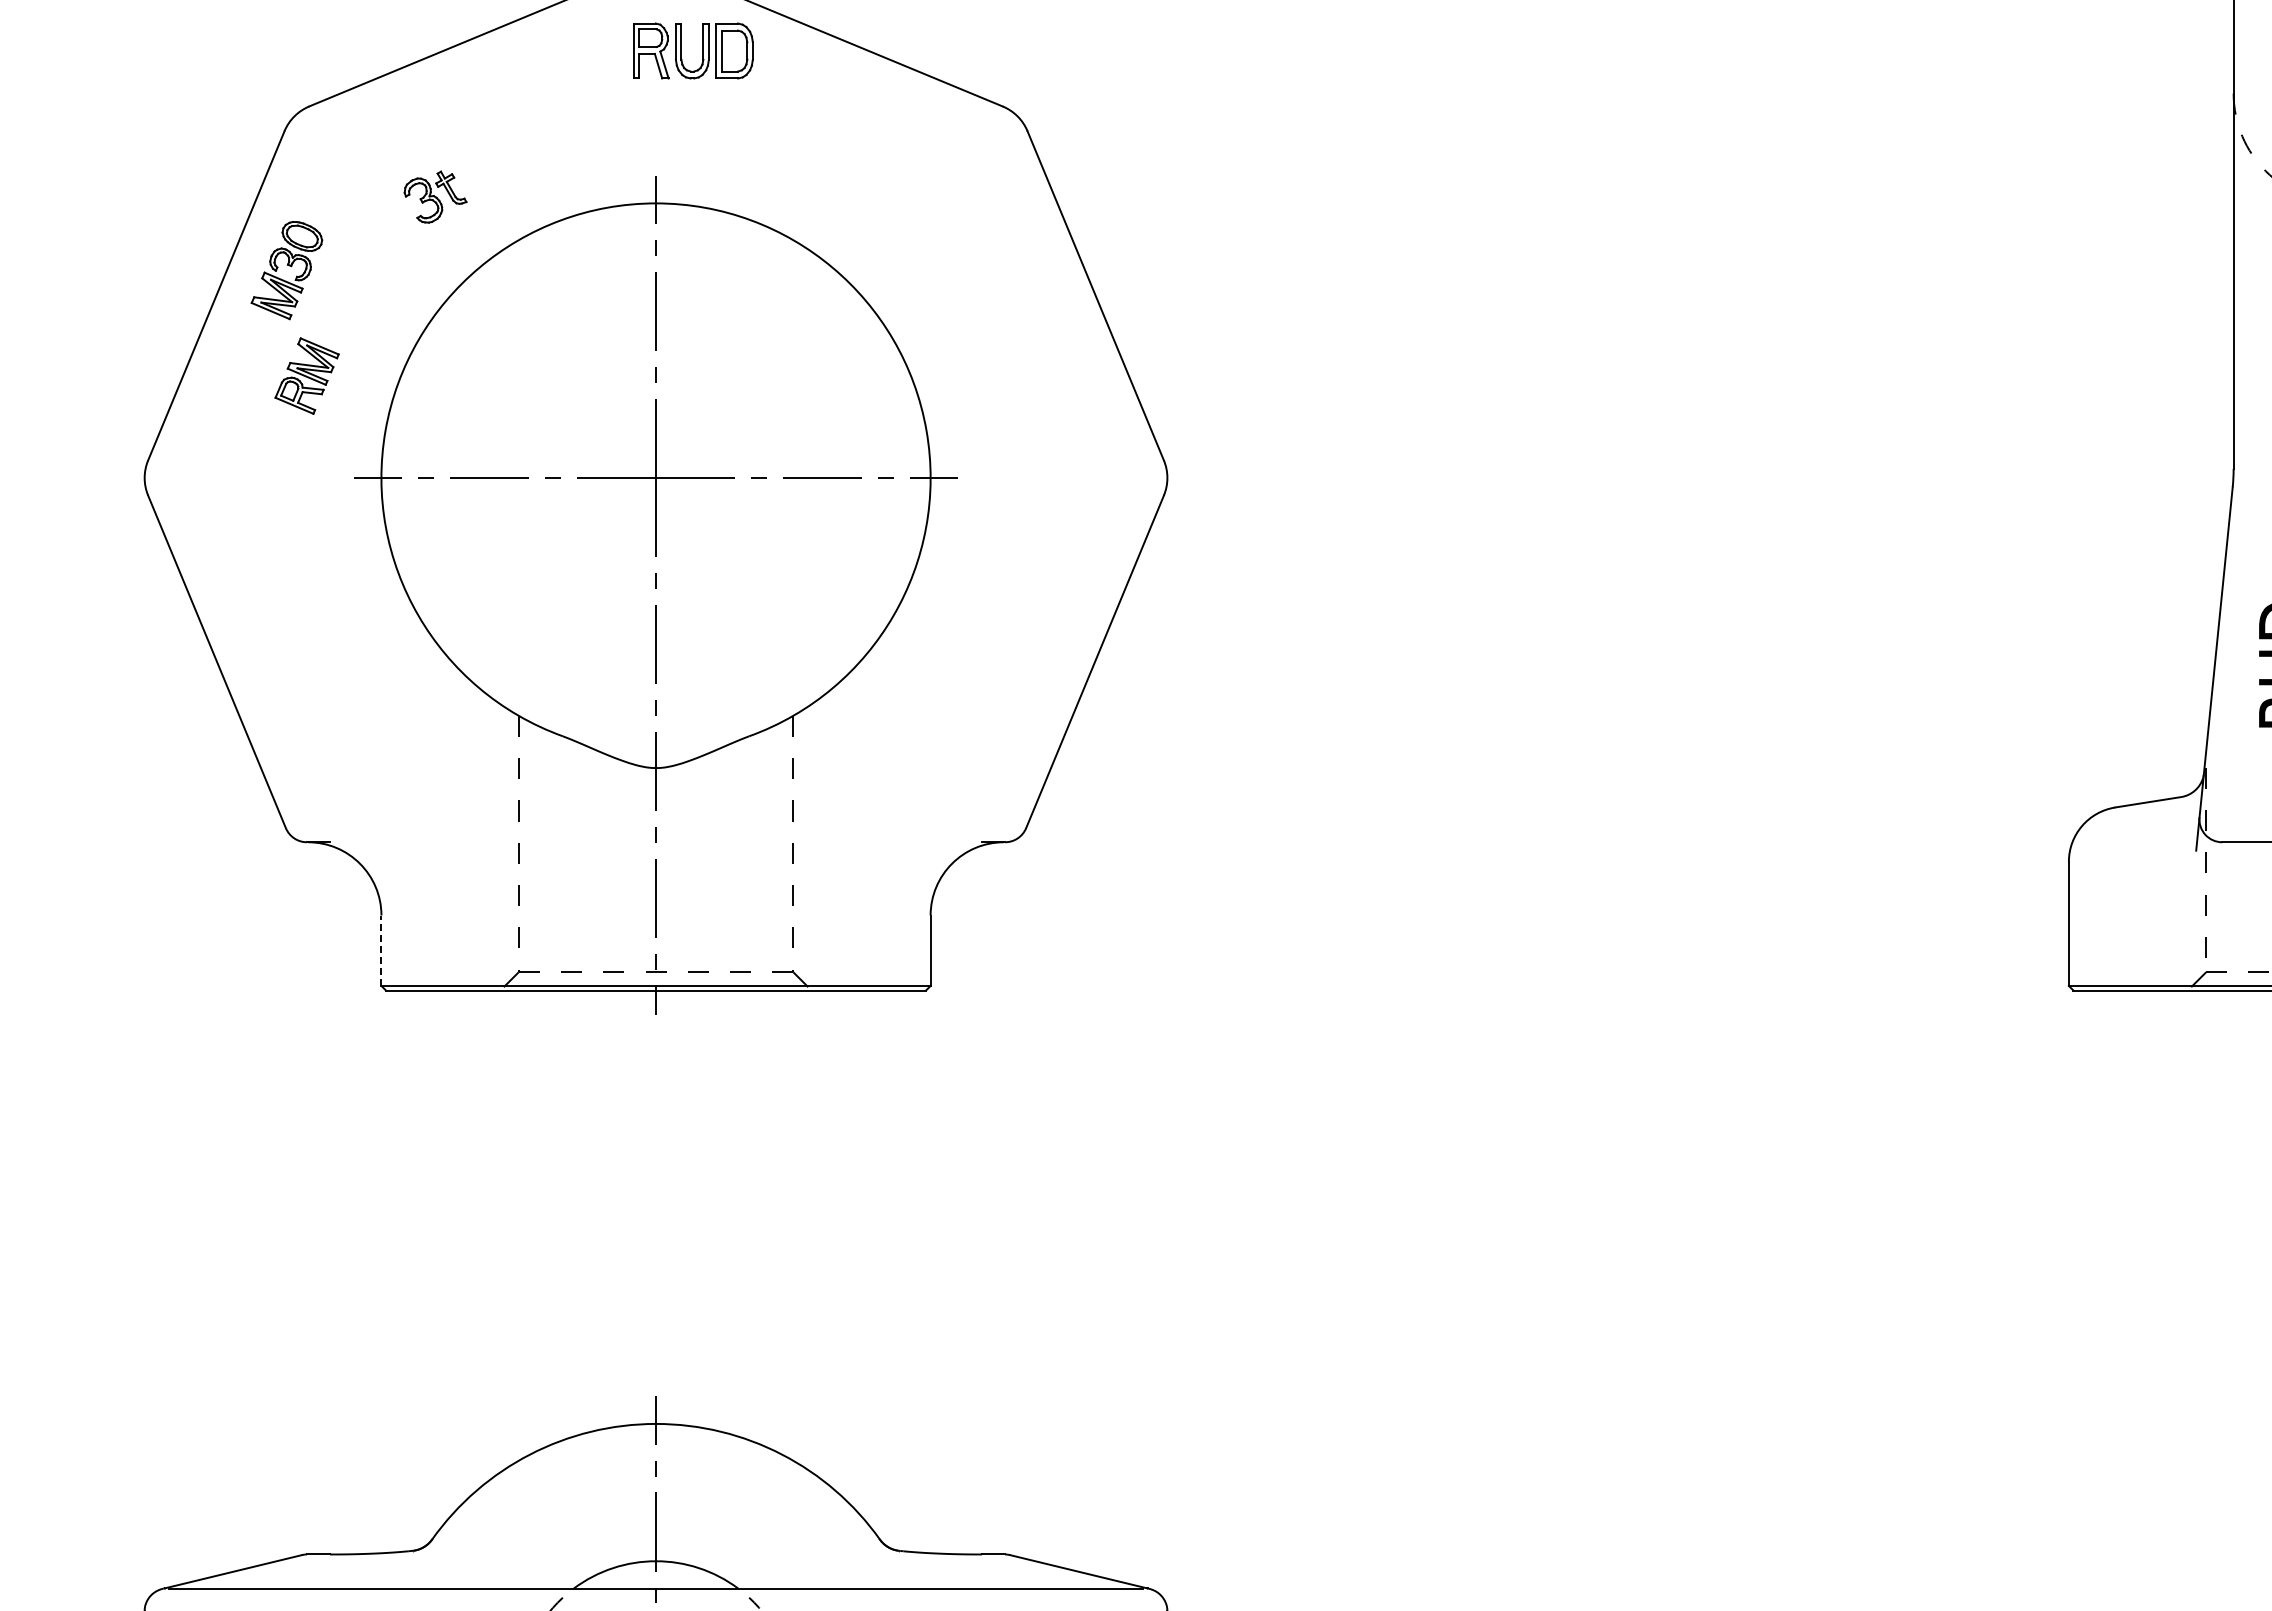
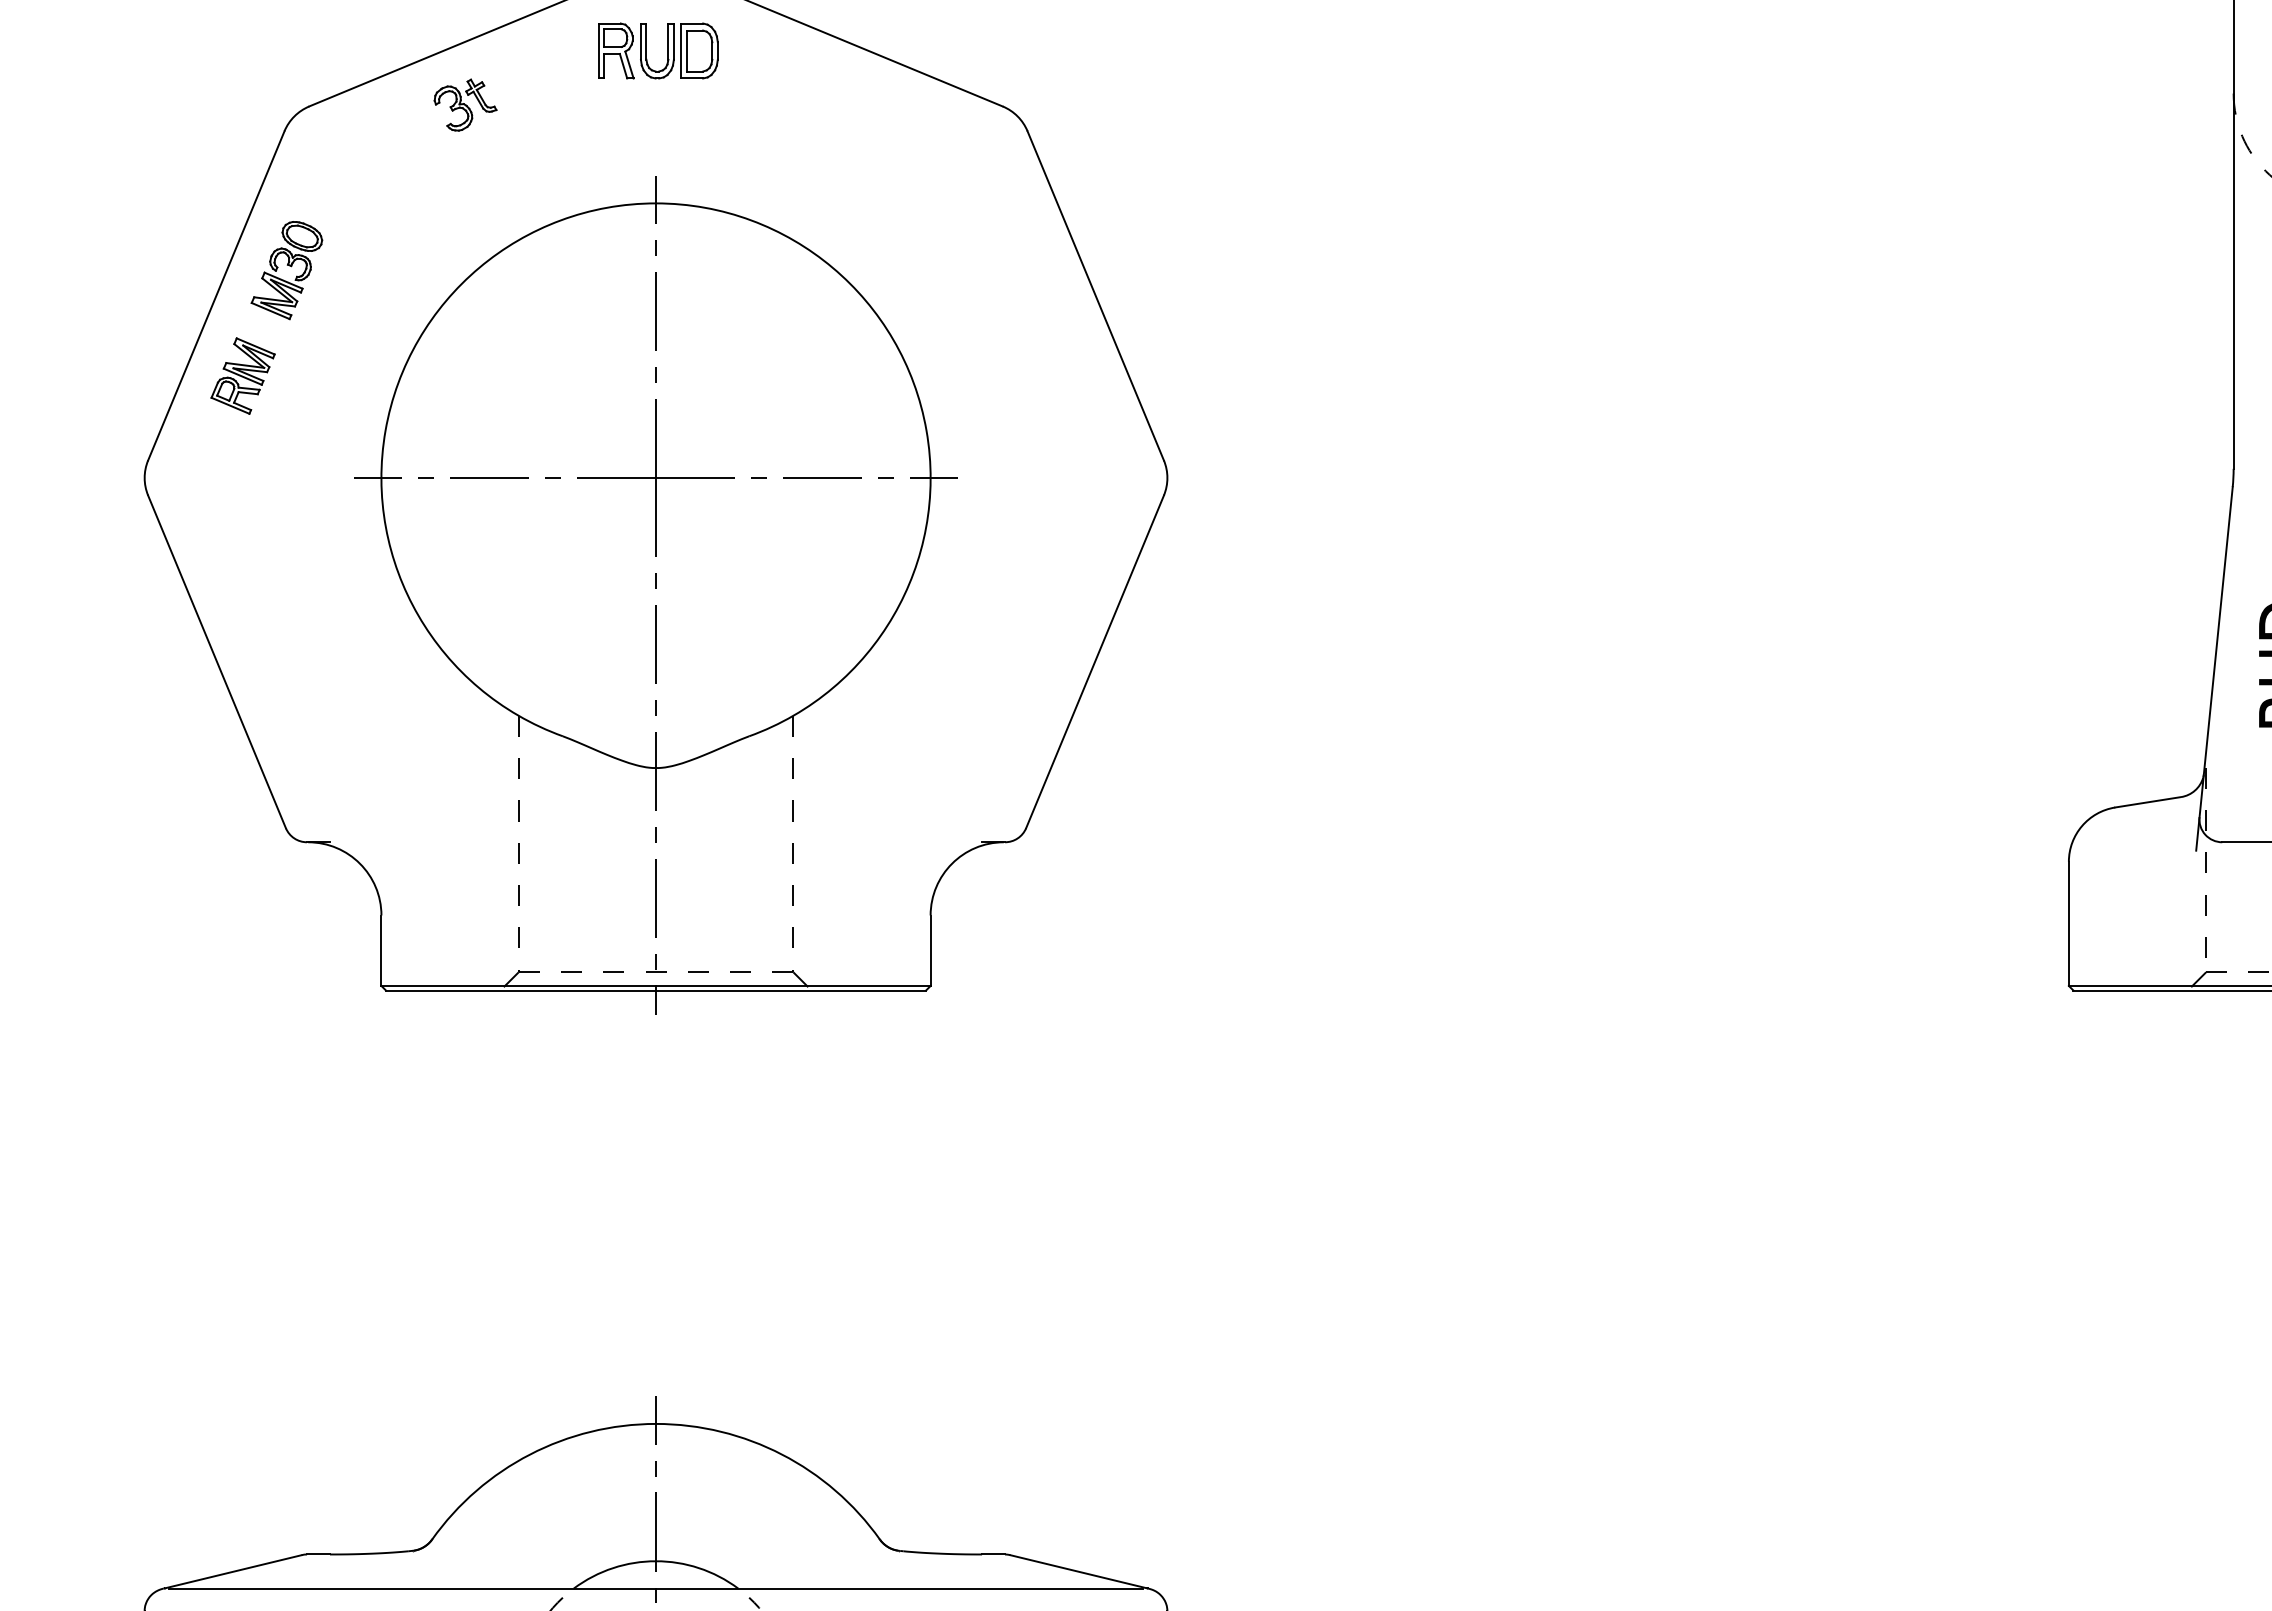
part position: (702, 50) -> (667, 50) (667, 50)
part position: (435, 196) -> (465, 104) (465, 104)
part position: (306, 375) -> (242, 375) (242, 375)
line: dashed -> solid (381, 950)
